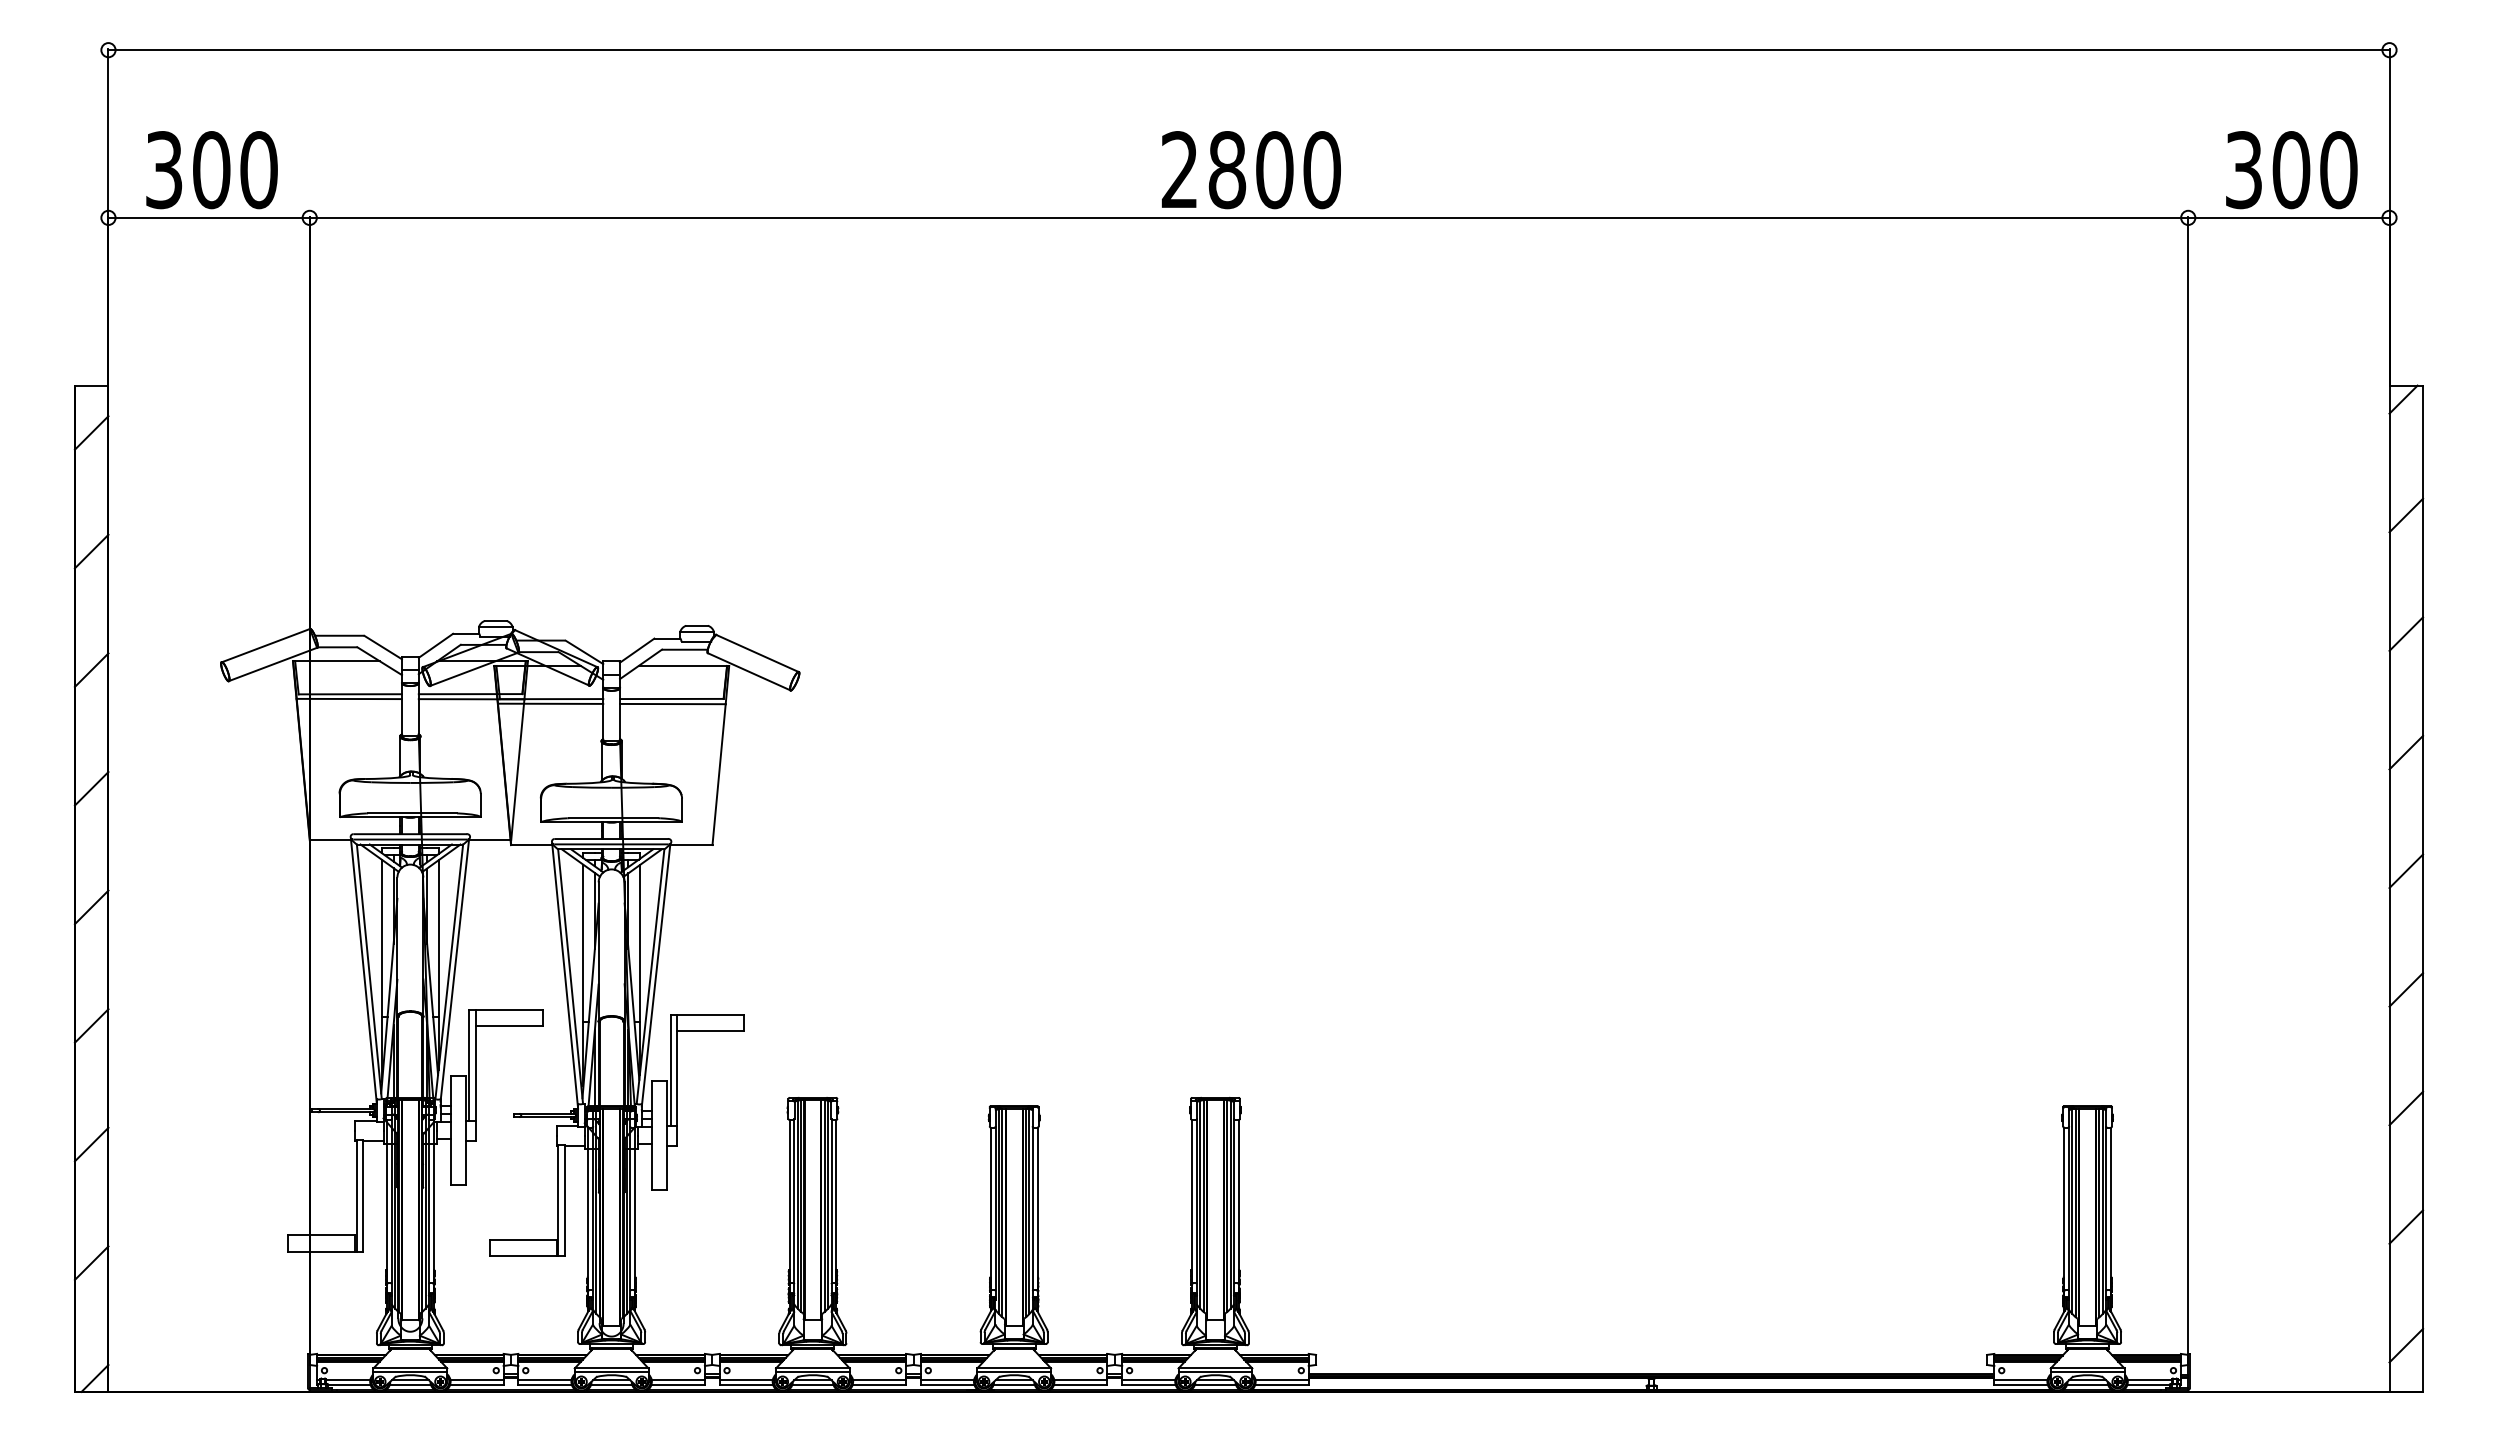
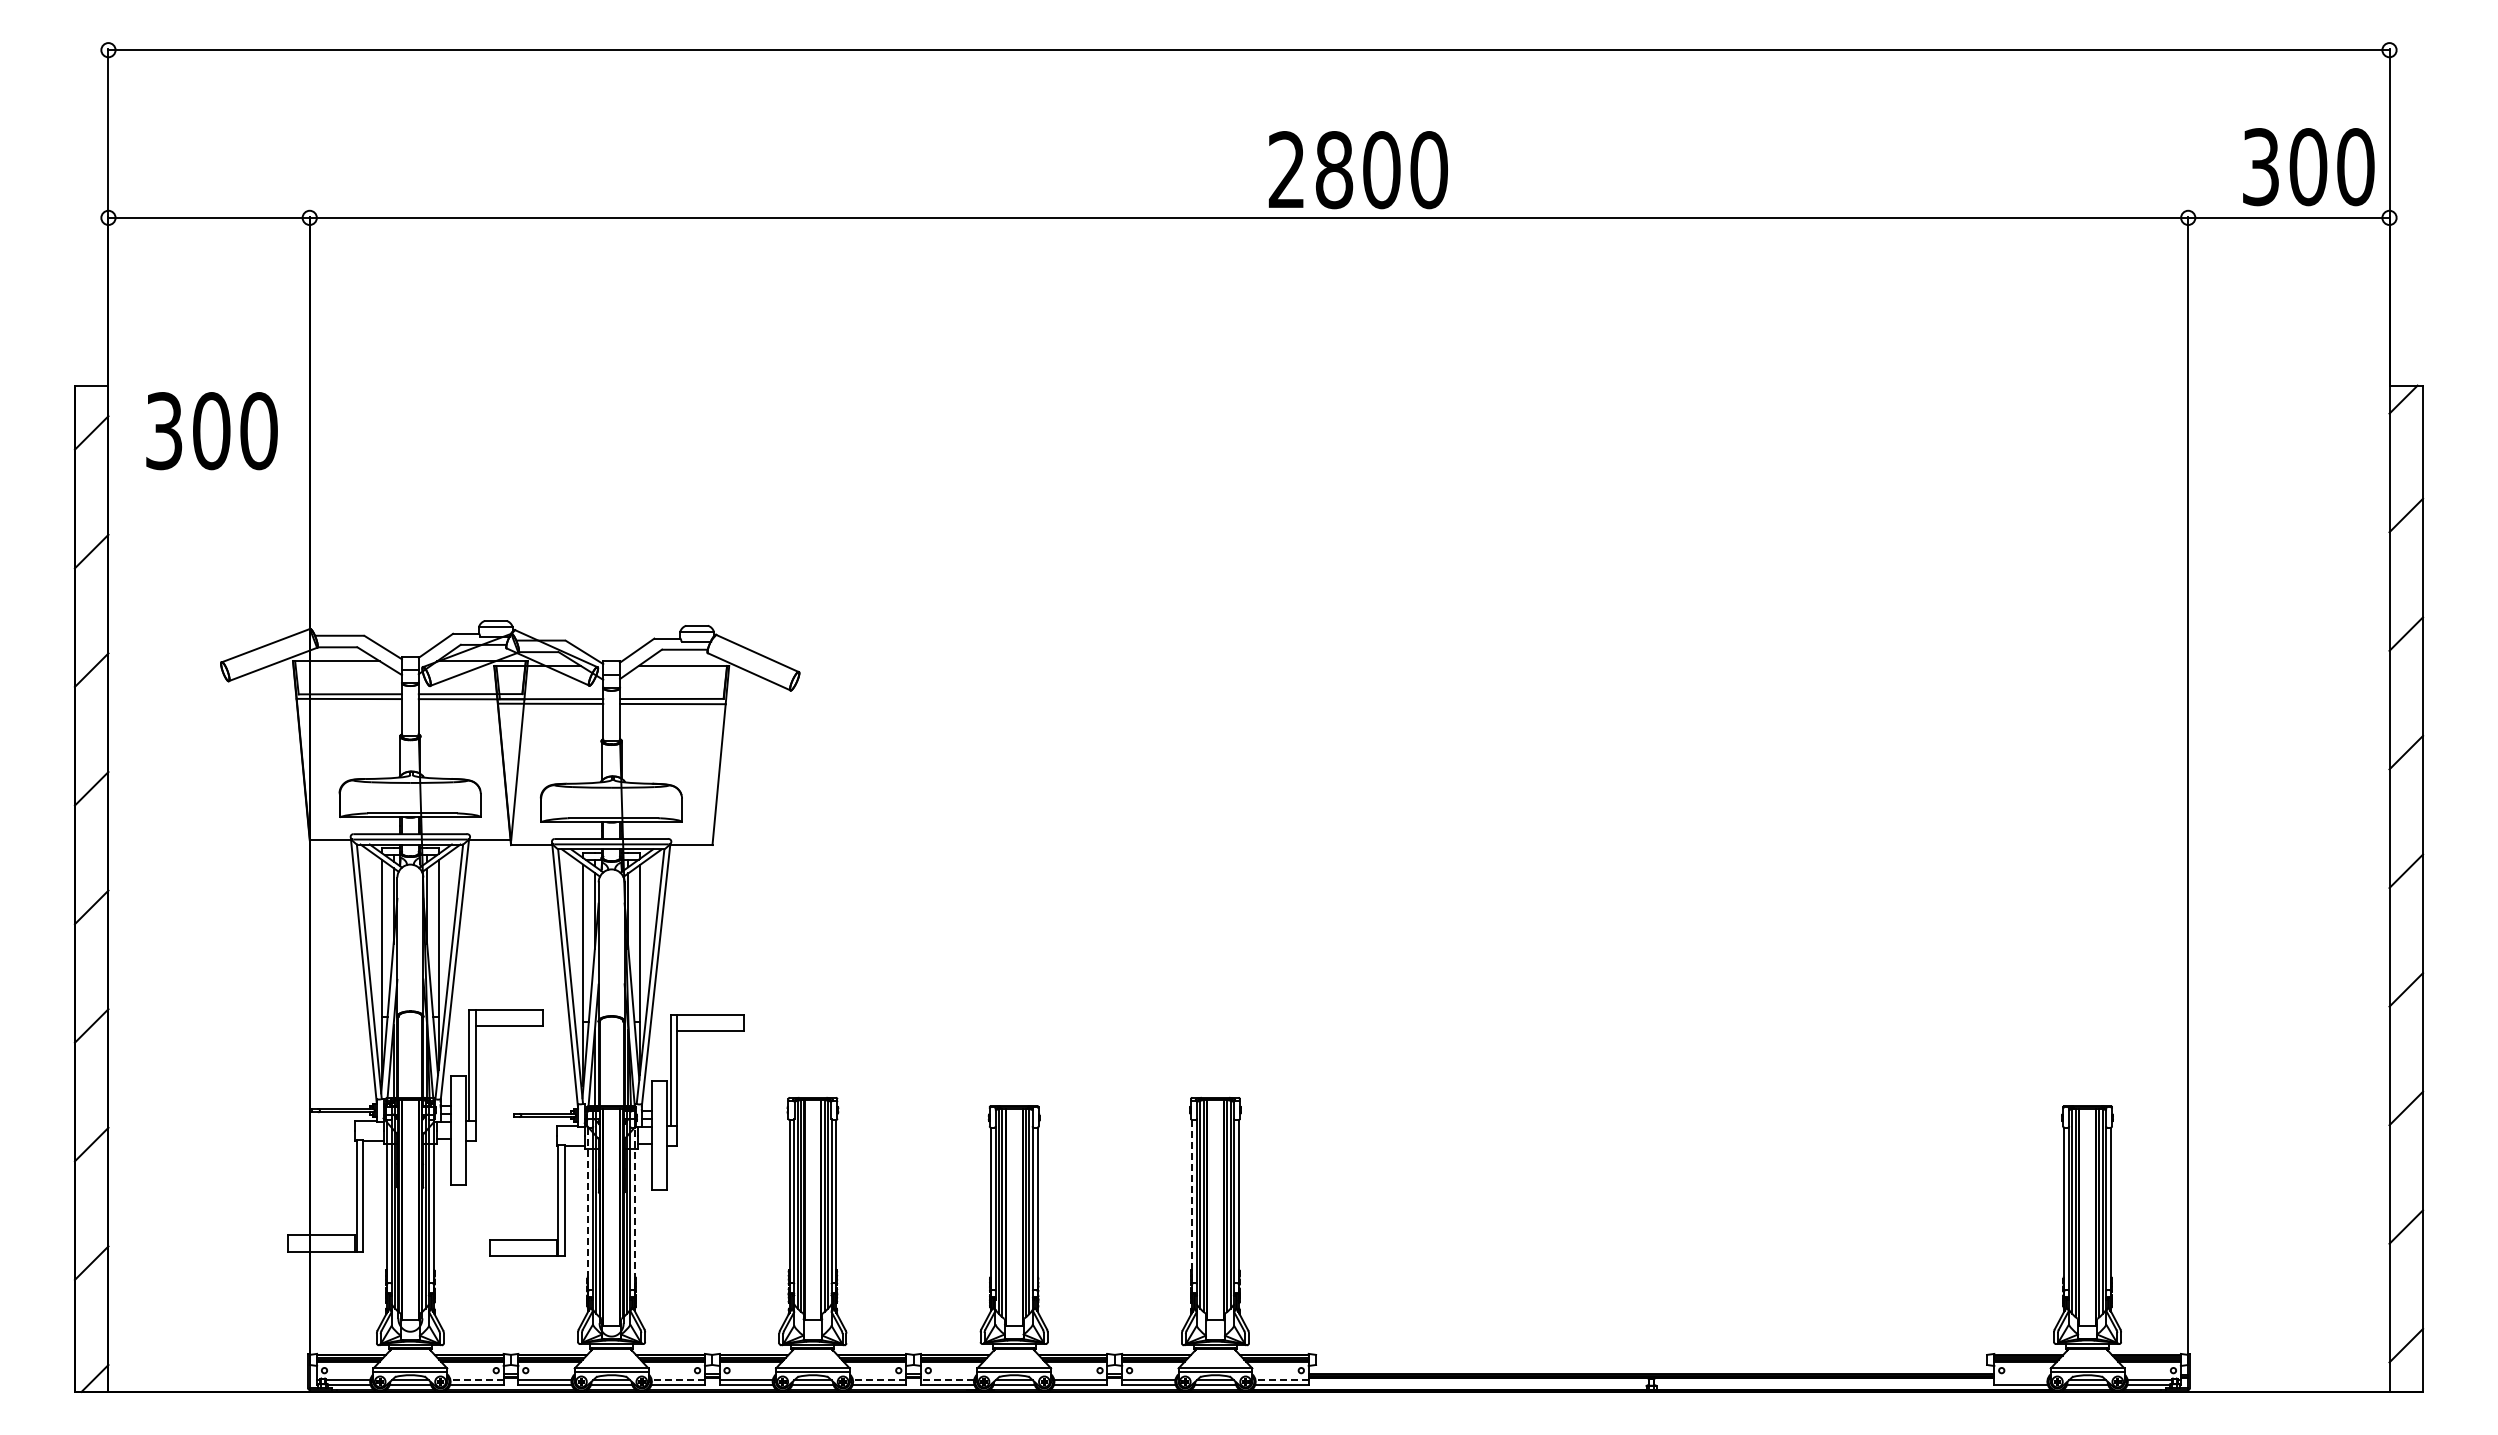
text position: (211, 170) -> (211, 431) (211, 431)
text position: (1250, 170) -> (1357, 170) (1357, 170)
text position: (2291, 170) -> (2308, 167) (2308, 167)
line: solid -> dashed (1192, 1205)
line: solid -> dashed (588, 1209)
line: solid -> dashed (635, 1209)
line: solid -> dashed (477, 1380)
line: solid -> dashed (678, 1380)
line: solid -> dashed (879, 1380)
line: solid -> dashed (947, 1380)
line: solid -> dashed (1282, 1380)
line: present -> none (2020, 1380)
